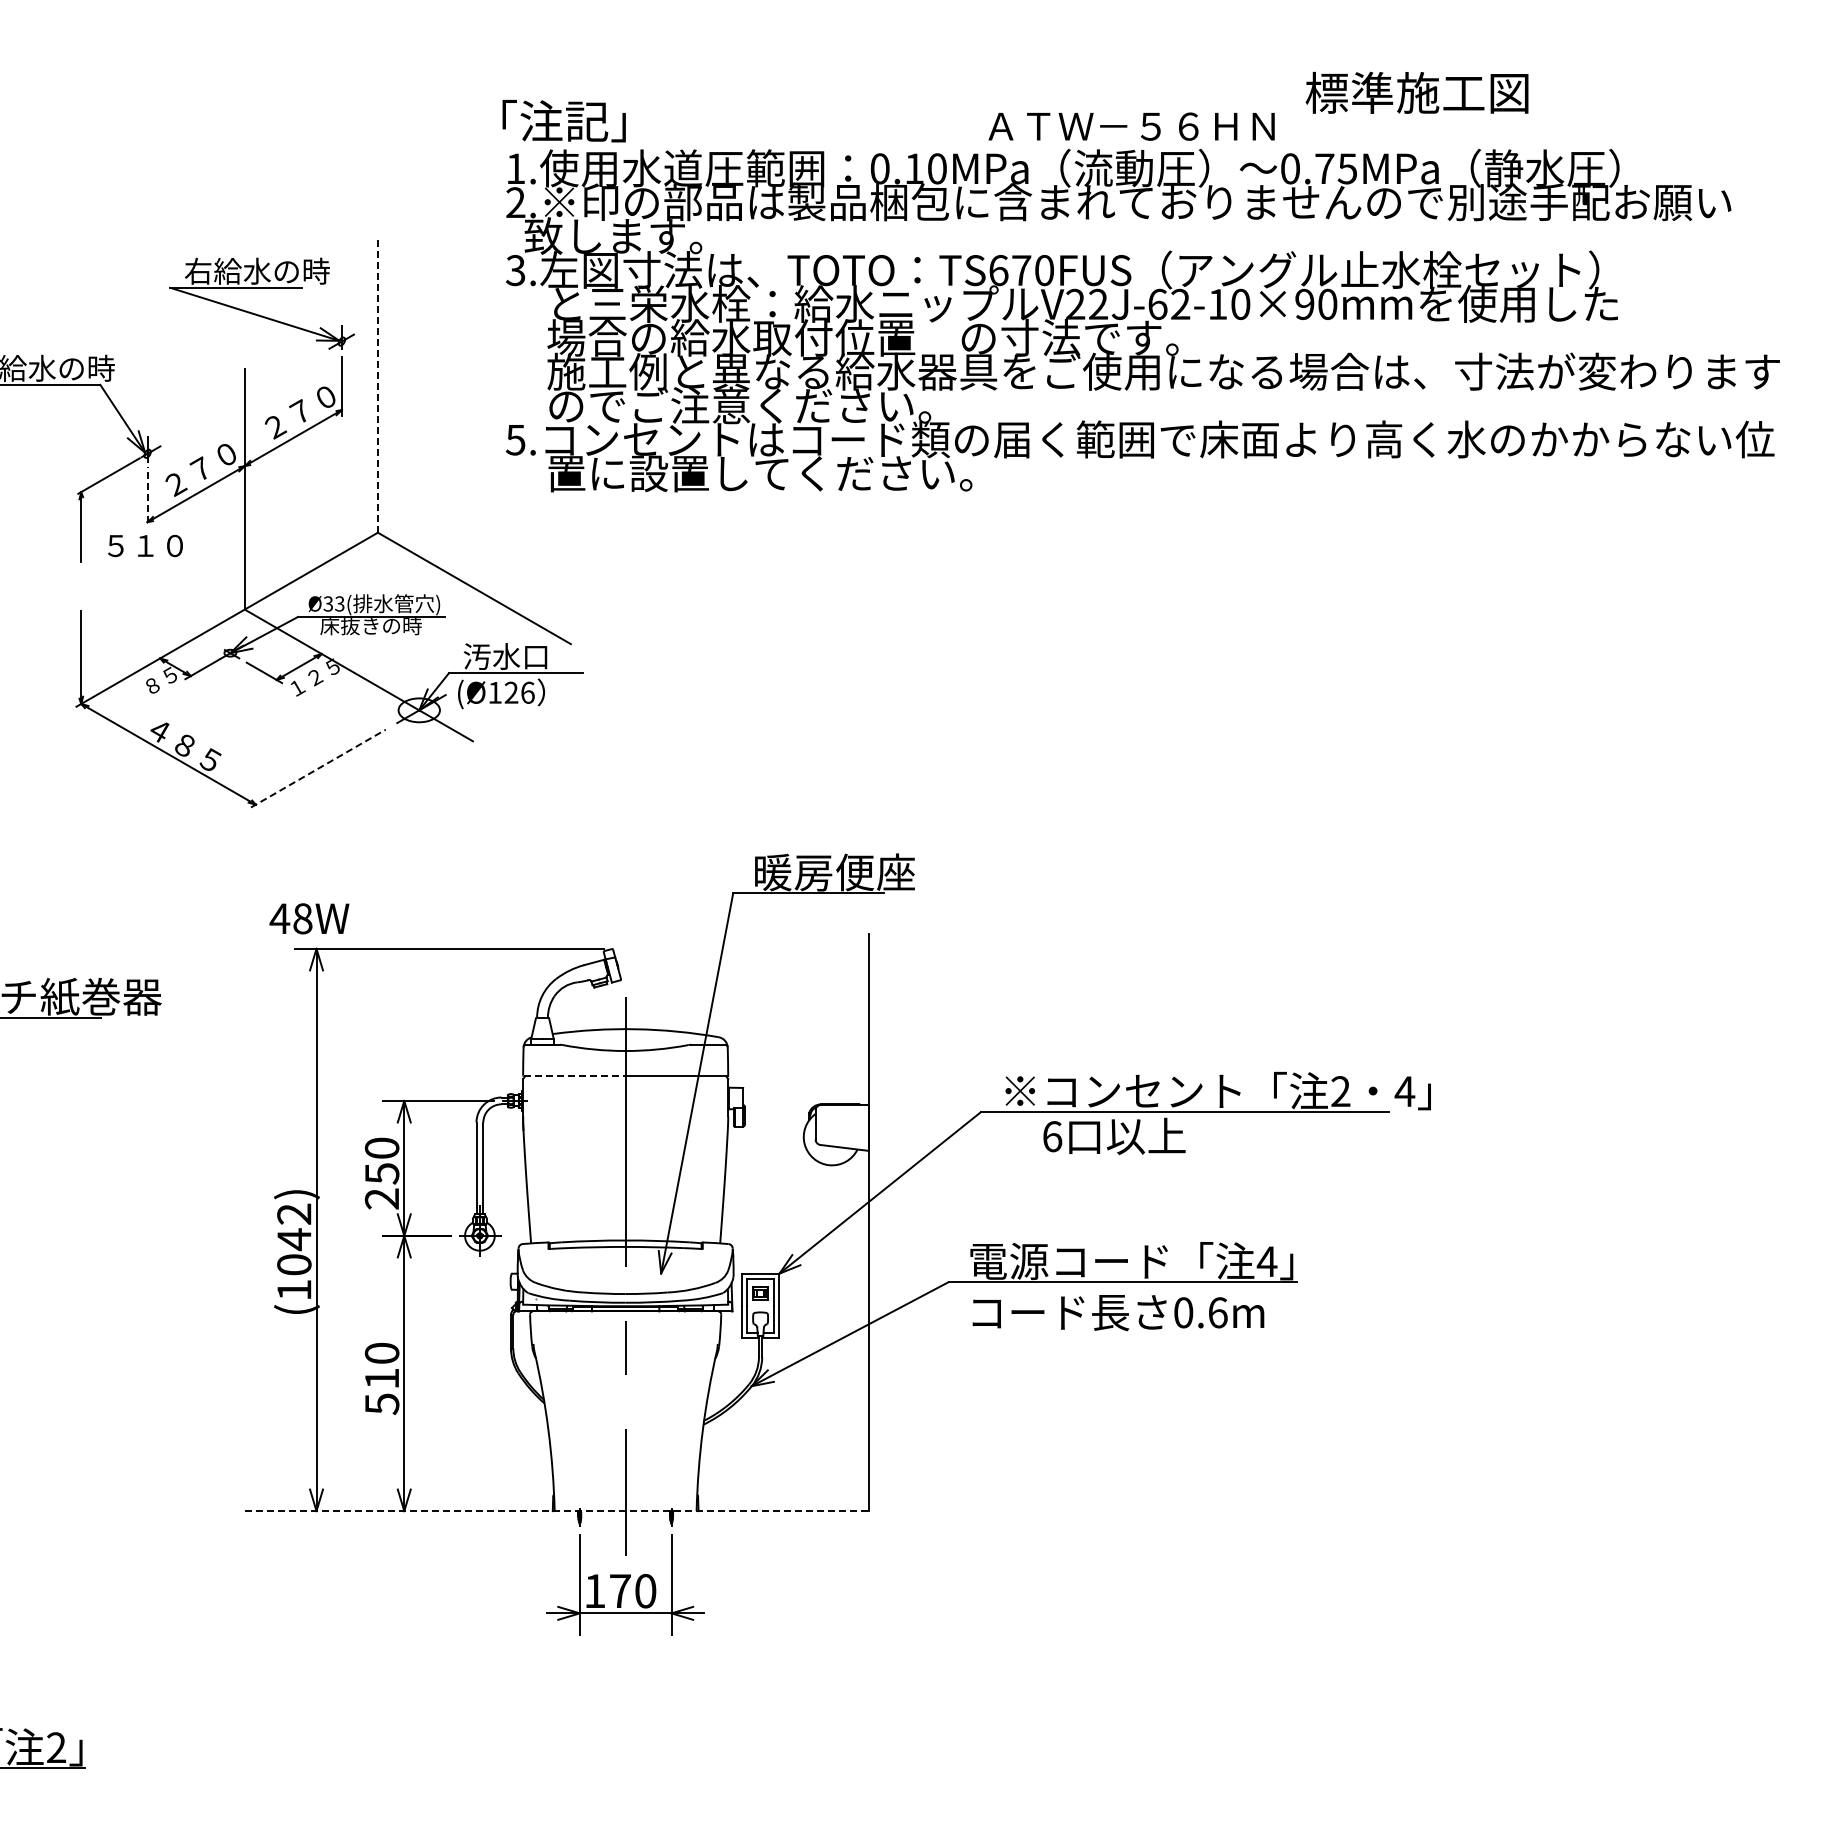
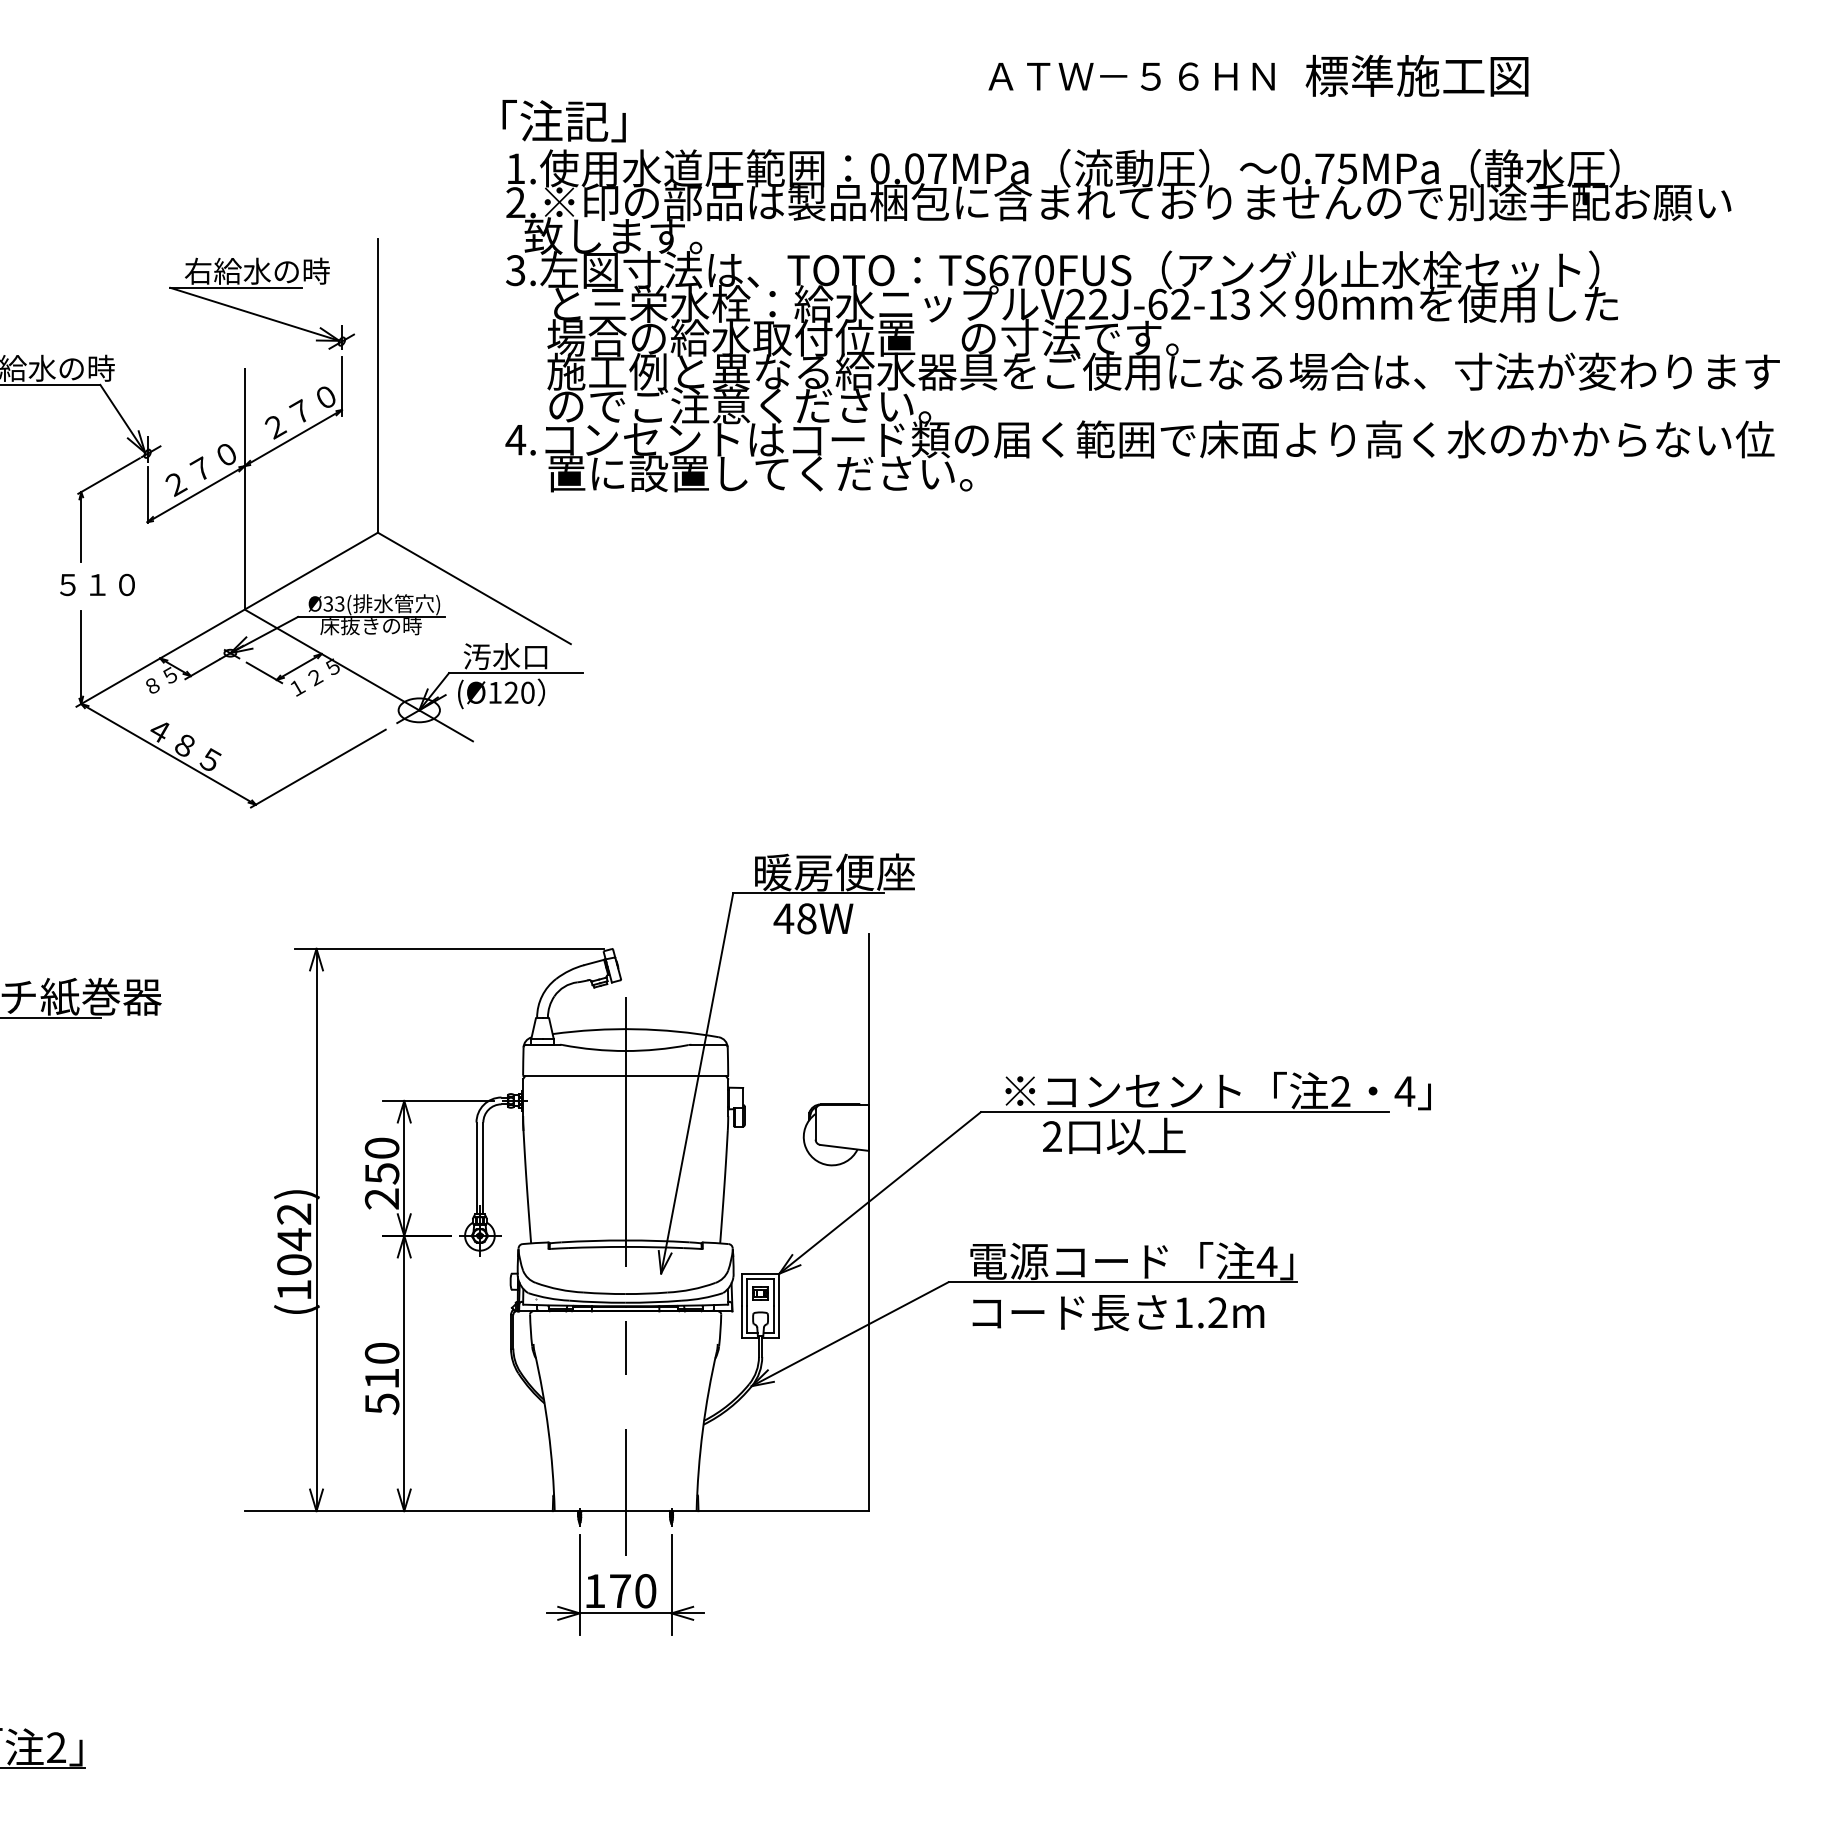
text position: (1416, 92) -> (1416, 75) (1416, 75)
text position: (1131, 126) -> (1131, 76) (1131, 76)
text: 0.10MPa -> 0.07MPa (925, 168)
text: V22J-62-10×90mm -> V22J-62-13×90mm (1240, 303)
line: dashed -> solid (377, 385)
text: 5. -> 4. (515, 440)
line: dashed -> solid (147, 494)
text position: (145, 545) -> (97, 584) (97, 584)
text: (Ø126 -> (Ø120 (527, 692)
line: dashed -> solid (318, 768)
text position: (309, 918) -> (813, 918) (813, 918)
line: dashed -> solid (575, 1076)
text: 6 -> 2 (1052, 1136)
text: 0.6m -> 1.2m (1200, 1312)
line: dashed -> solid (557, 1511)
